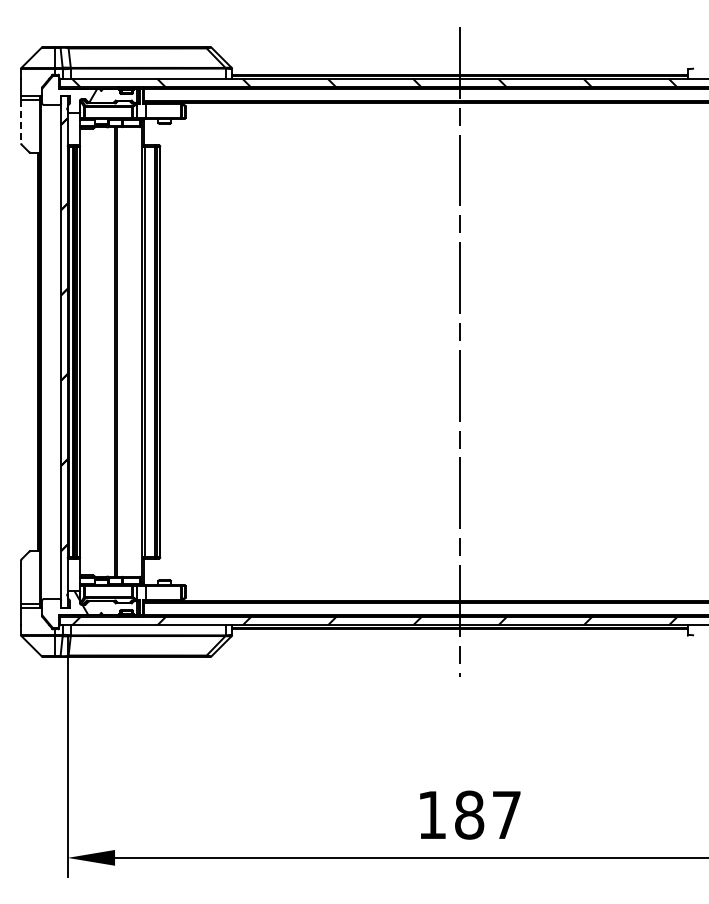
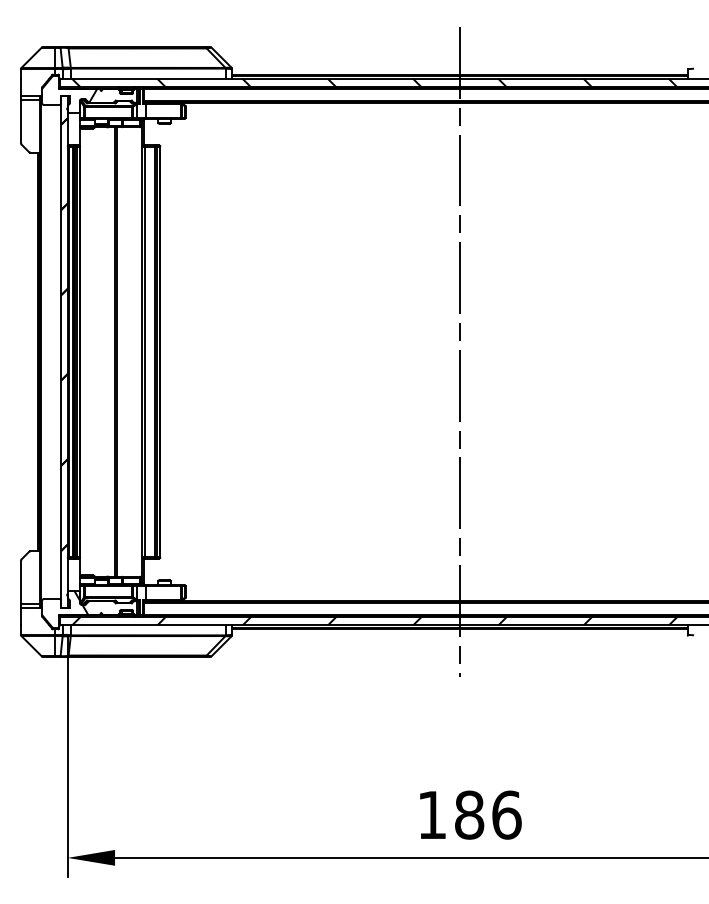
line: dashed -> solid (21, 121)
text: 187 -> 186 (506, 814)
